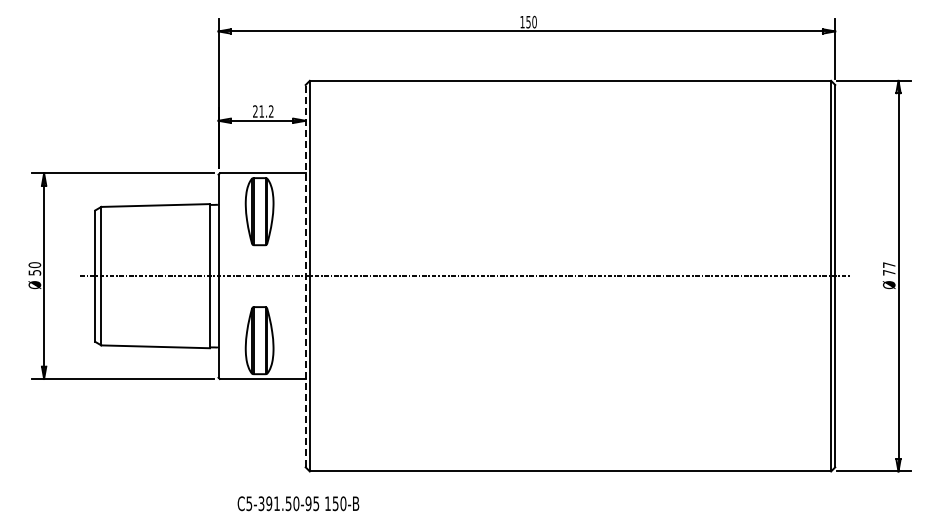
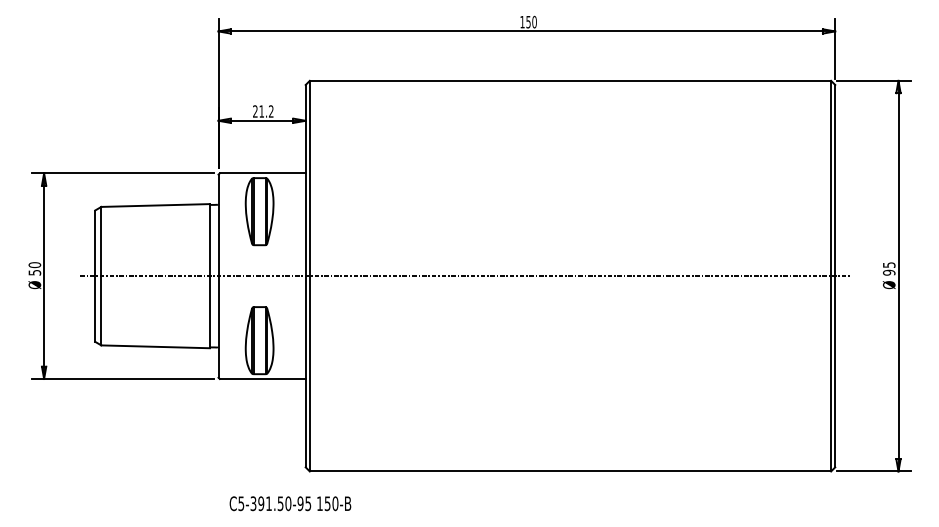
text: 77 -> 95 (889, 268)
line: dashed -> solid (305, 275)
text position: (298, 503) -> (290, 503) (290, 503)
